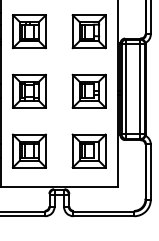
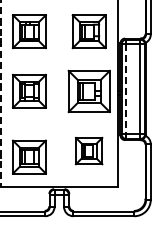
line: solid -> dashed (126, 89)
part size: 36x36 px -> 44x45 px (88, 91)
line: solid -> dashed (0, 93)
part position: (28, 150) -> (28, 156) (28, 156)
part size: 36x36 px -> 30x30 px (88, 150)
